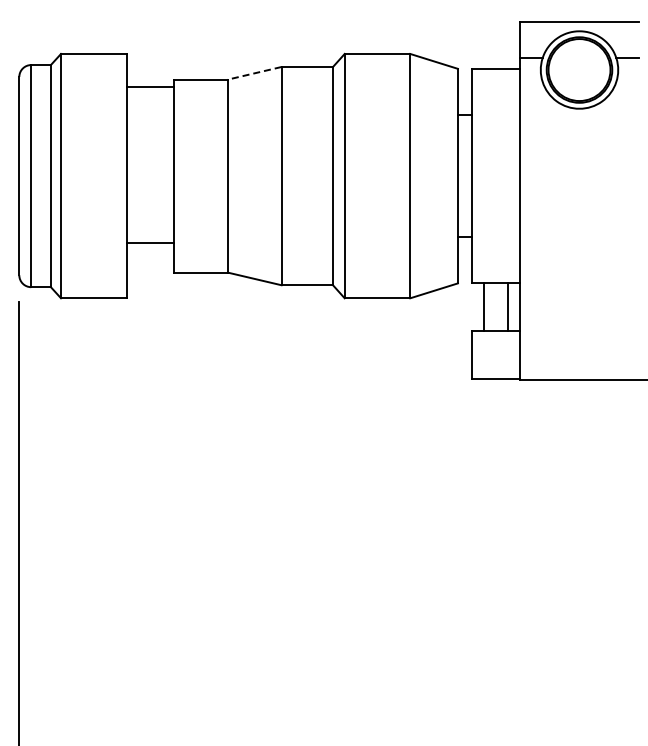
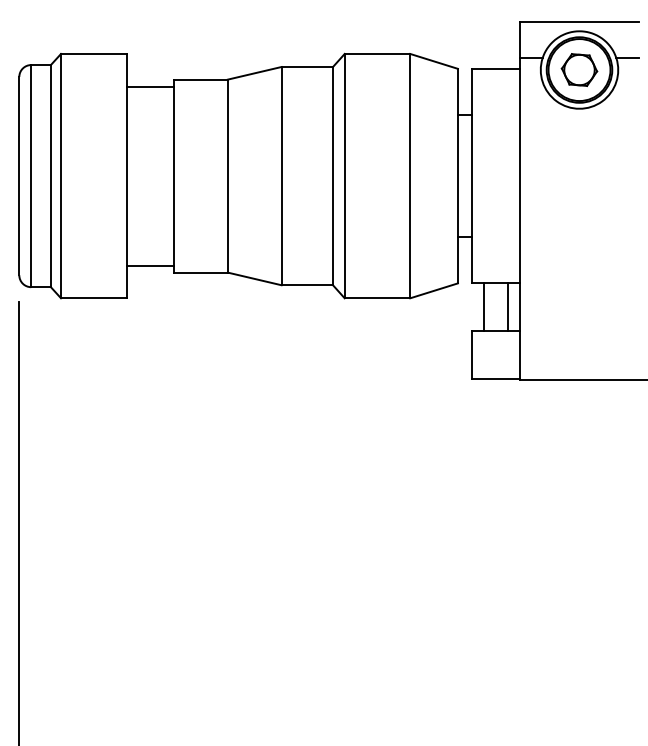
part: none -> present (579, 69)
line: dashed -> solid (254, 73)
line position: (150, 242) -> (150, 265) (150, 265)
